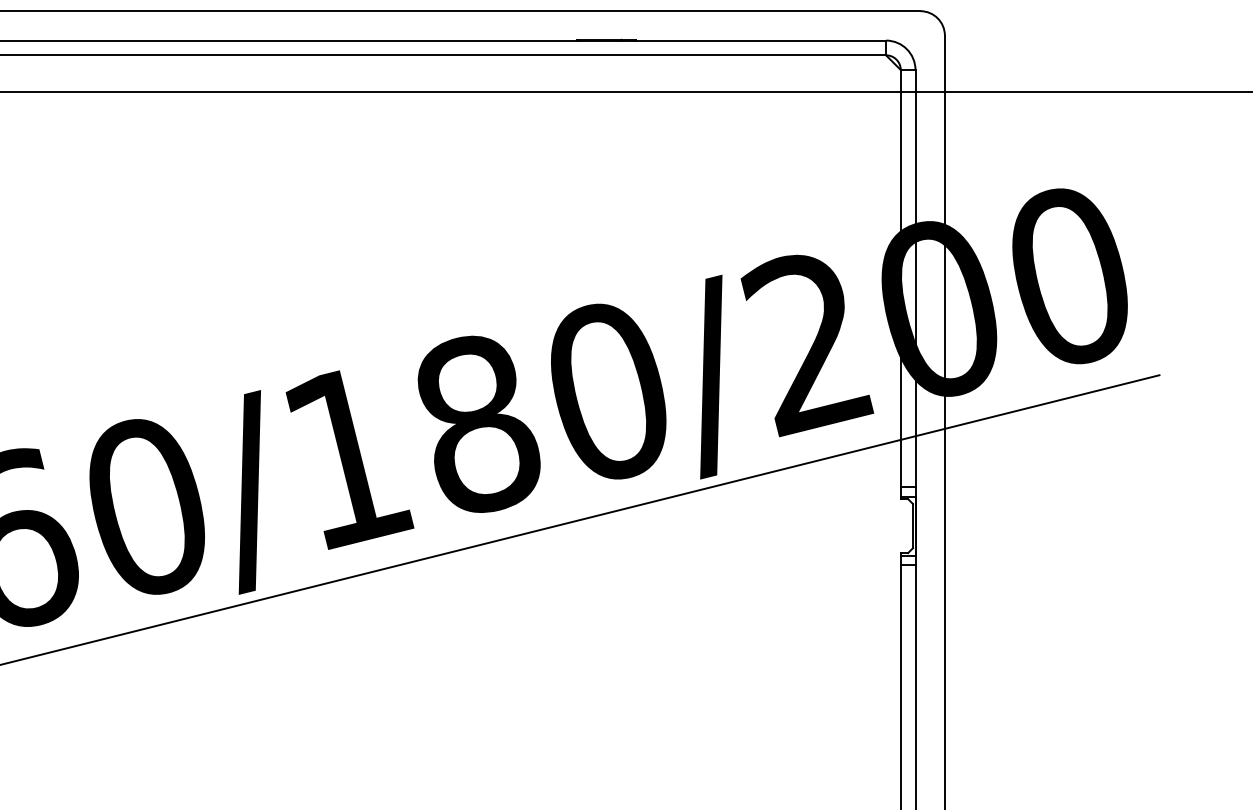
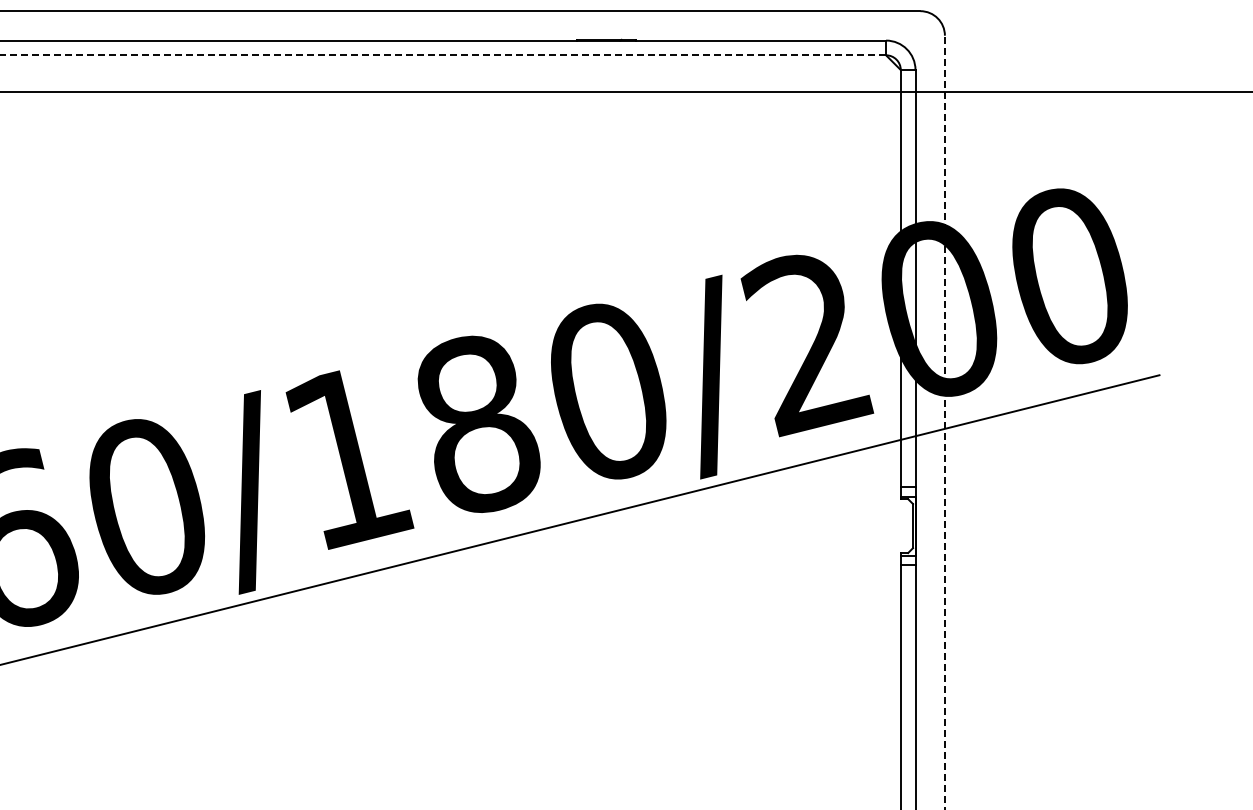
line: solid -> dashed (443, 55)
line: solid -> dashed (944, 422)
